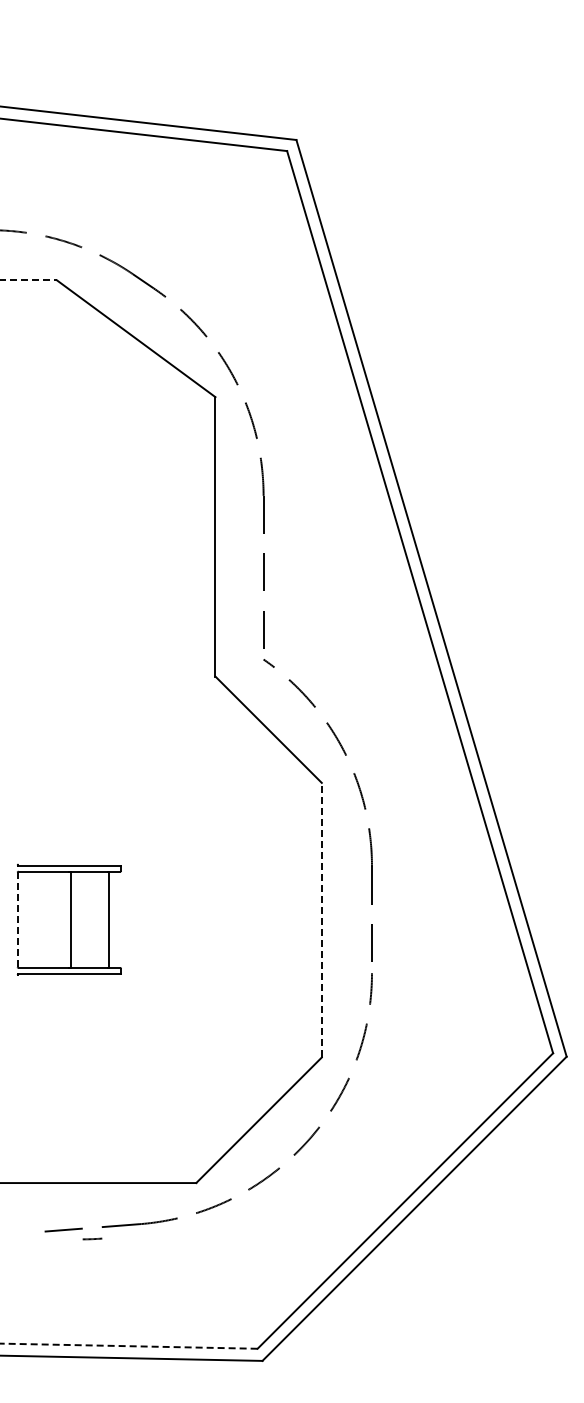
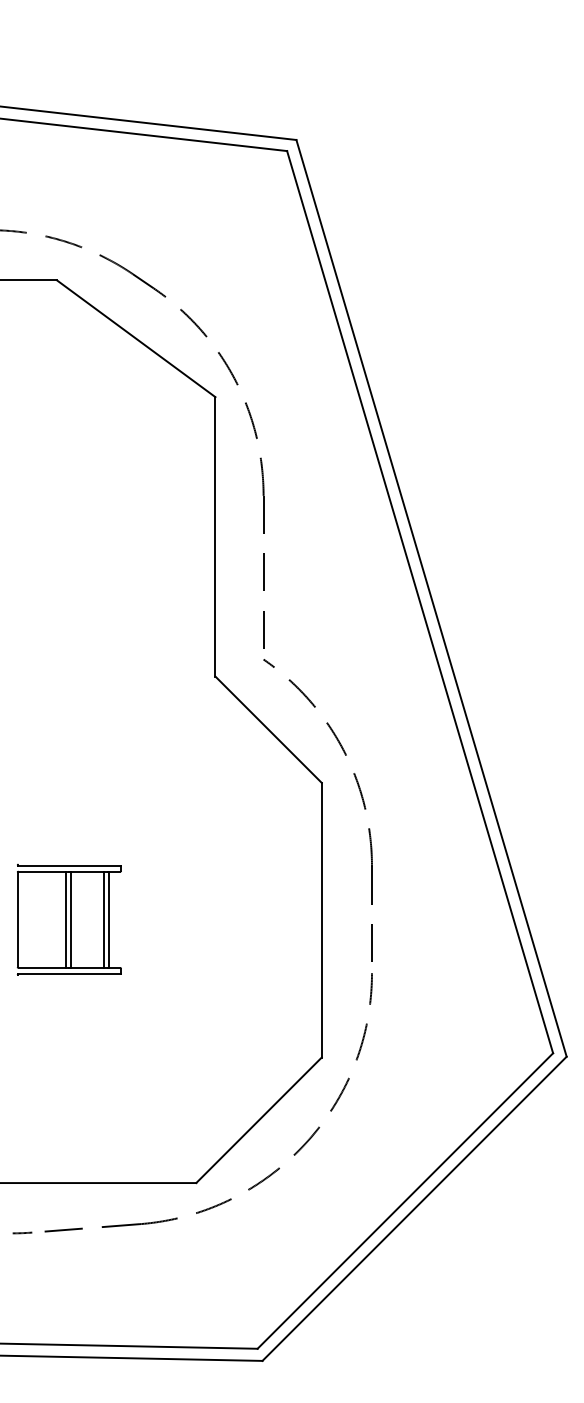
line: dashed -> solid (29, 280)
line: none -> present (66, 919)
line: none -> present (103, 919)
line: dashed -> solid (321, 919)
line: dashed -> solid (17, 920)
line position: (92, 1238) -> (22, 1232) (22, 1232)
line: dashed -> solid (128, 1346)
